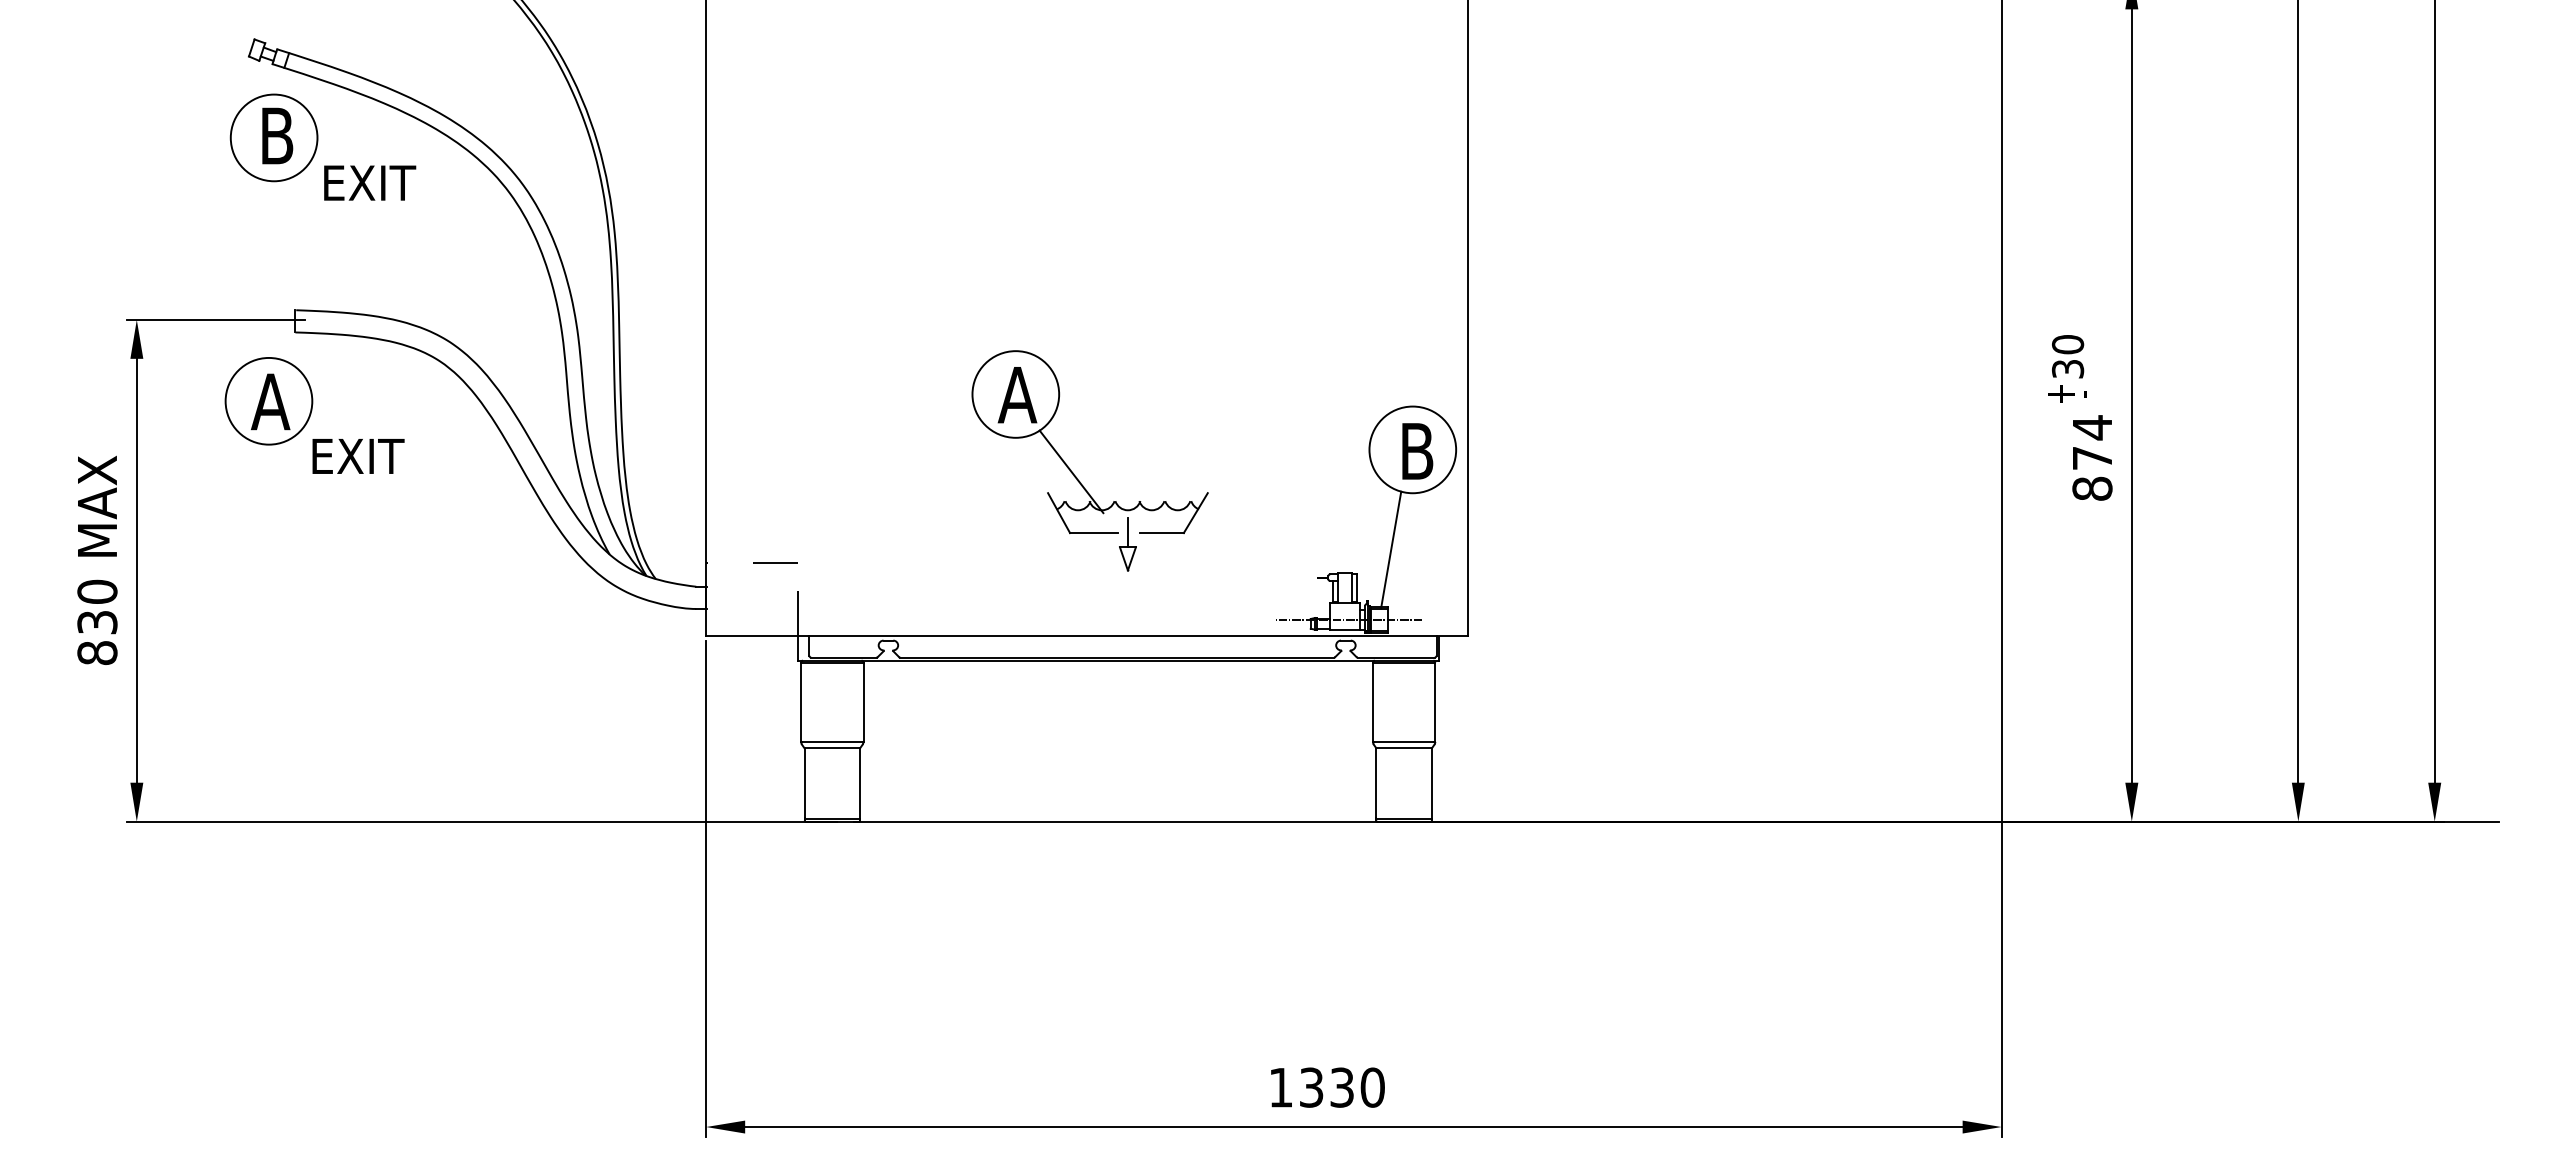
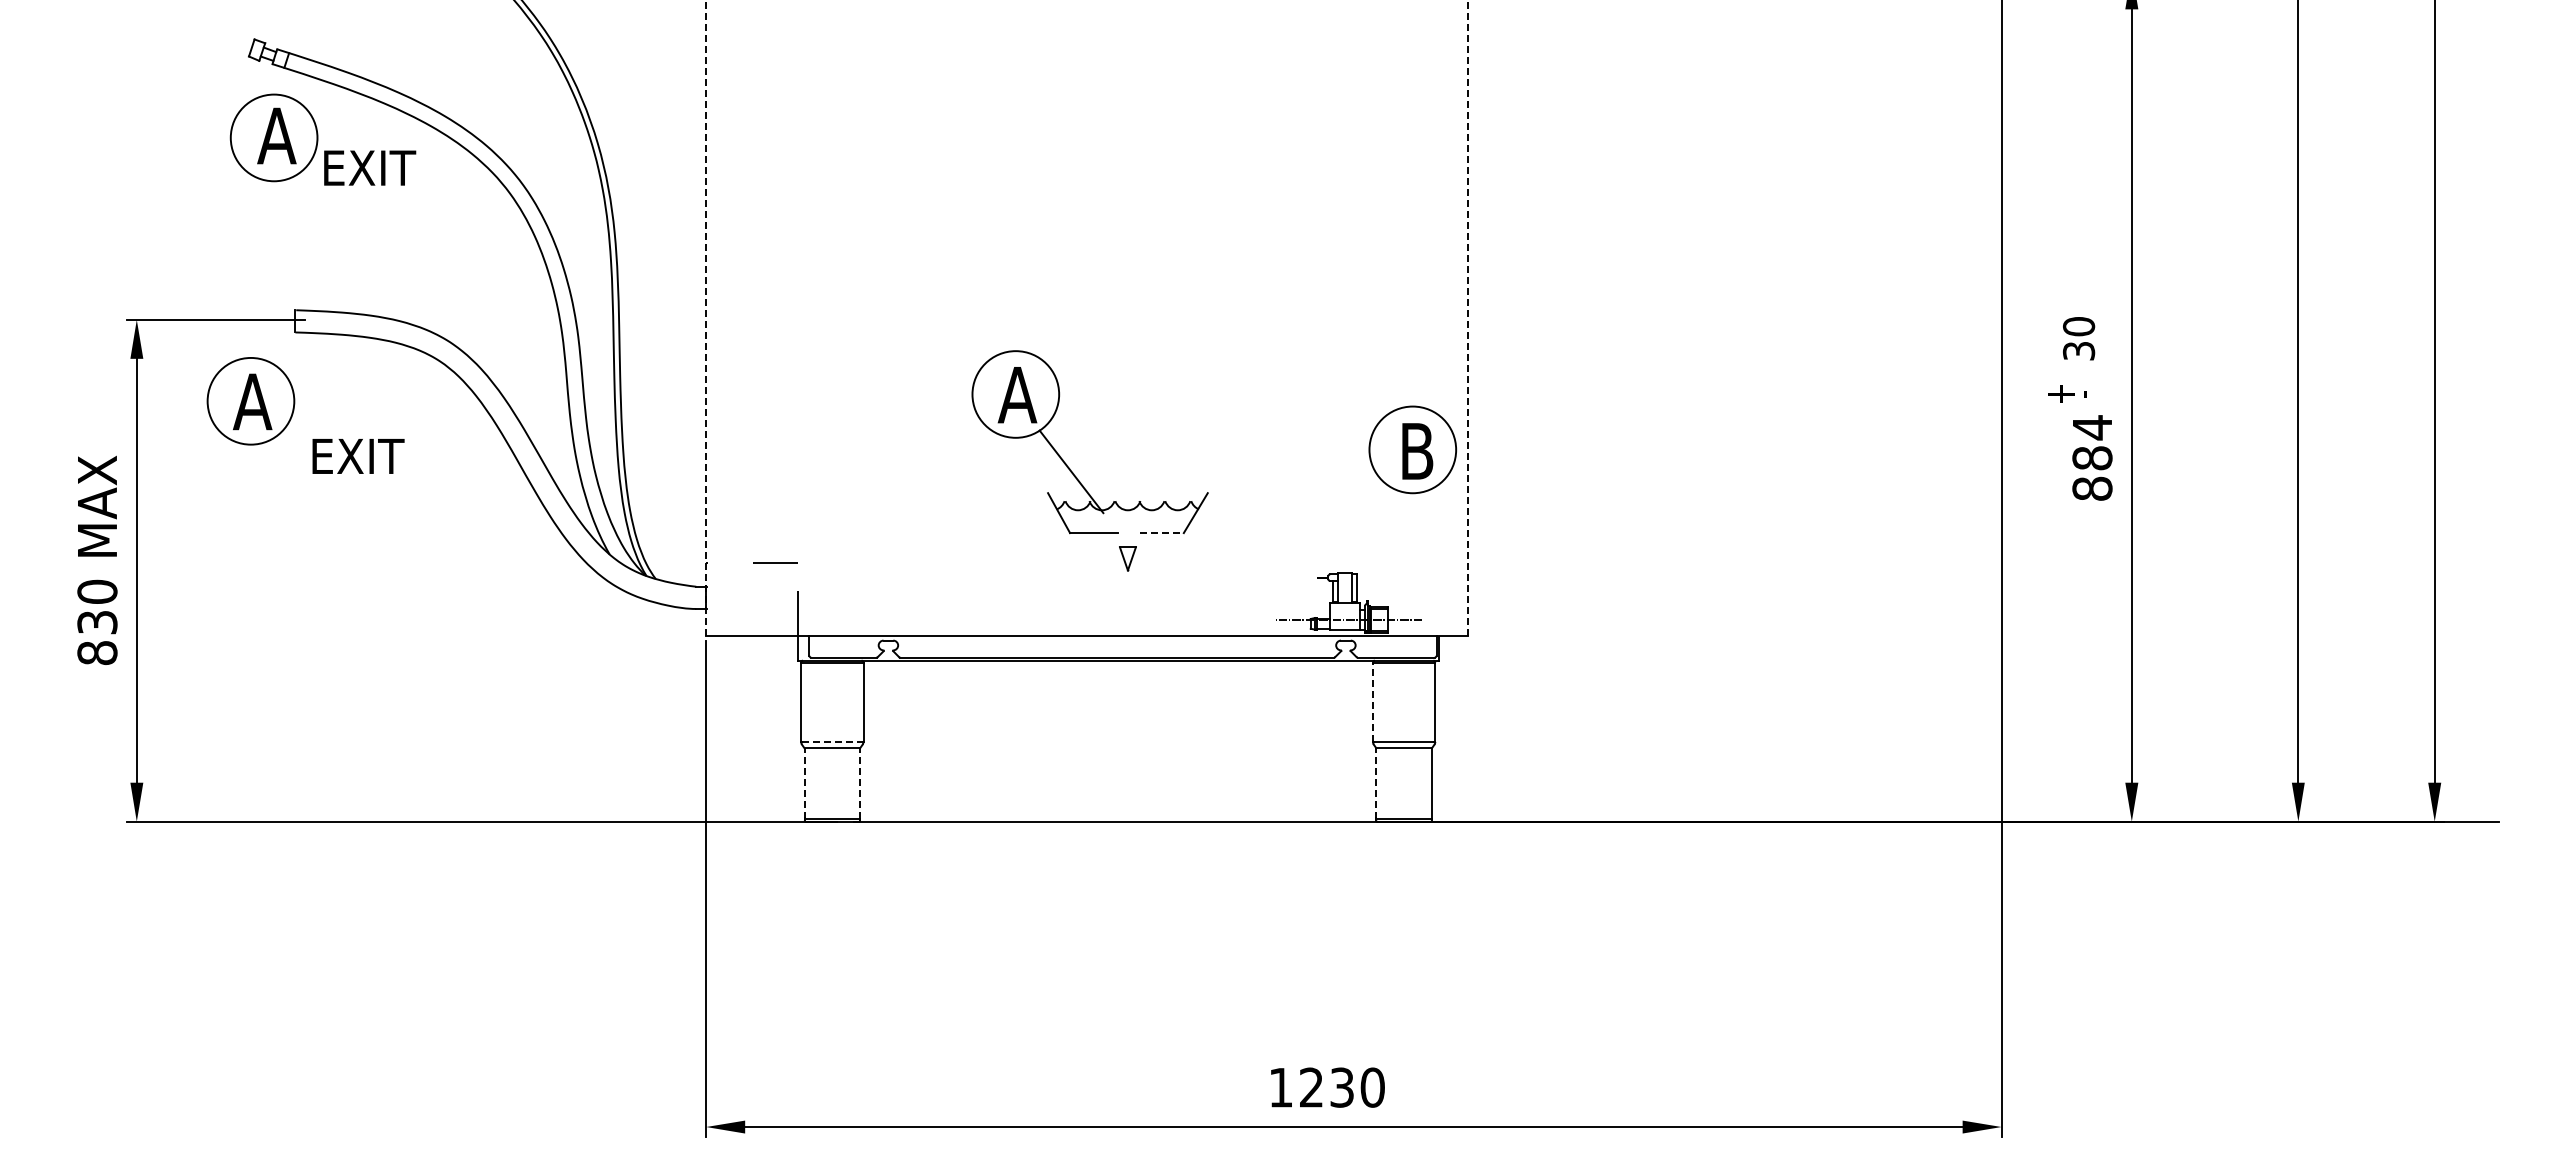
text: B -> A (276, 135)
text position: (370, 182) -> (370, 167) (370, 167)
line: solid -> dashed (706, 318)
line: solid -> dashed (1467, 318)
text position: (2068, 356) -> (2079, 338) (2079, 338)
part position: (268, 401) -> (250, 401) (250, 401)
text: 874 -> 884 (2092, 458)
line: present -> none (1127, 532)
line: solid -> dashed (1161, 533)
line: present -> none (1391, 549)
line: solid -> dashed (1372, 702)
line: solid -> dashed (832, 741)
line: solid -> dashed (804, 783)
line: solid -> dashed (860, 783)
line: solid -> dashed (1376, 783)
text: 1330 -> 1230 (1311, 1087)
